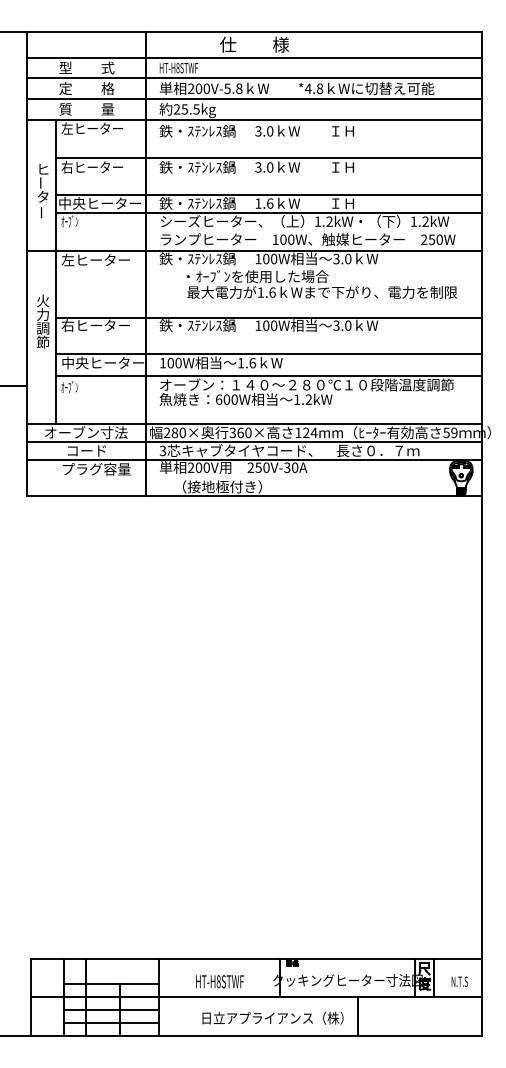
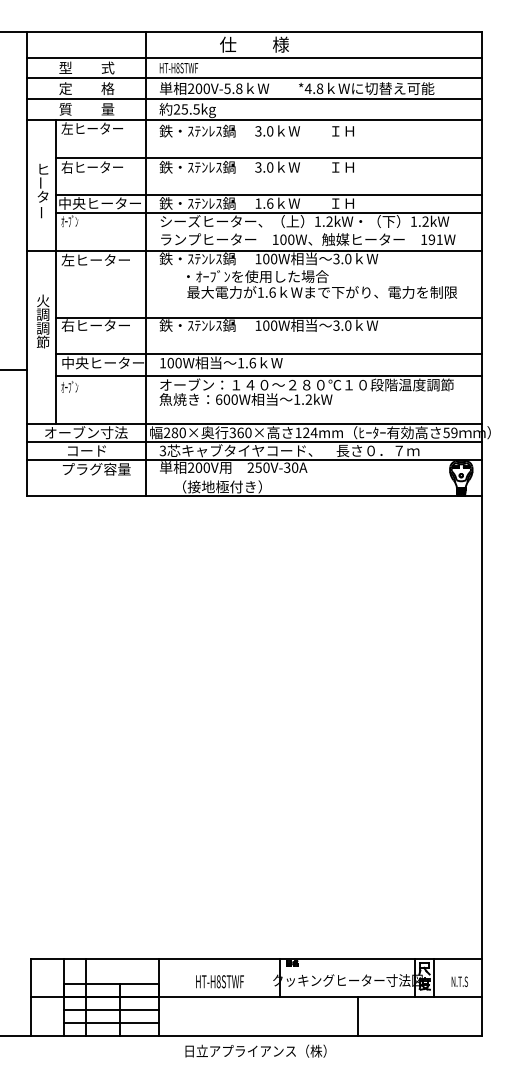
text: 250W -> 191W (431, 239)
text: 力 -> 調 (42, 314)
line position: (14, 385) -> (14, 369) (14, 369)
text position: (272, 1017) -> (255, 1050) (255, 1050)
